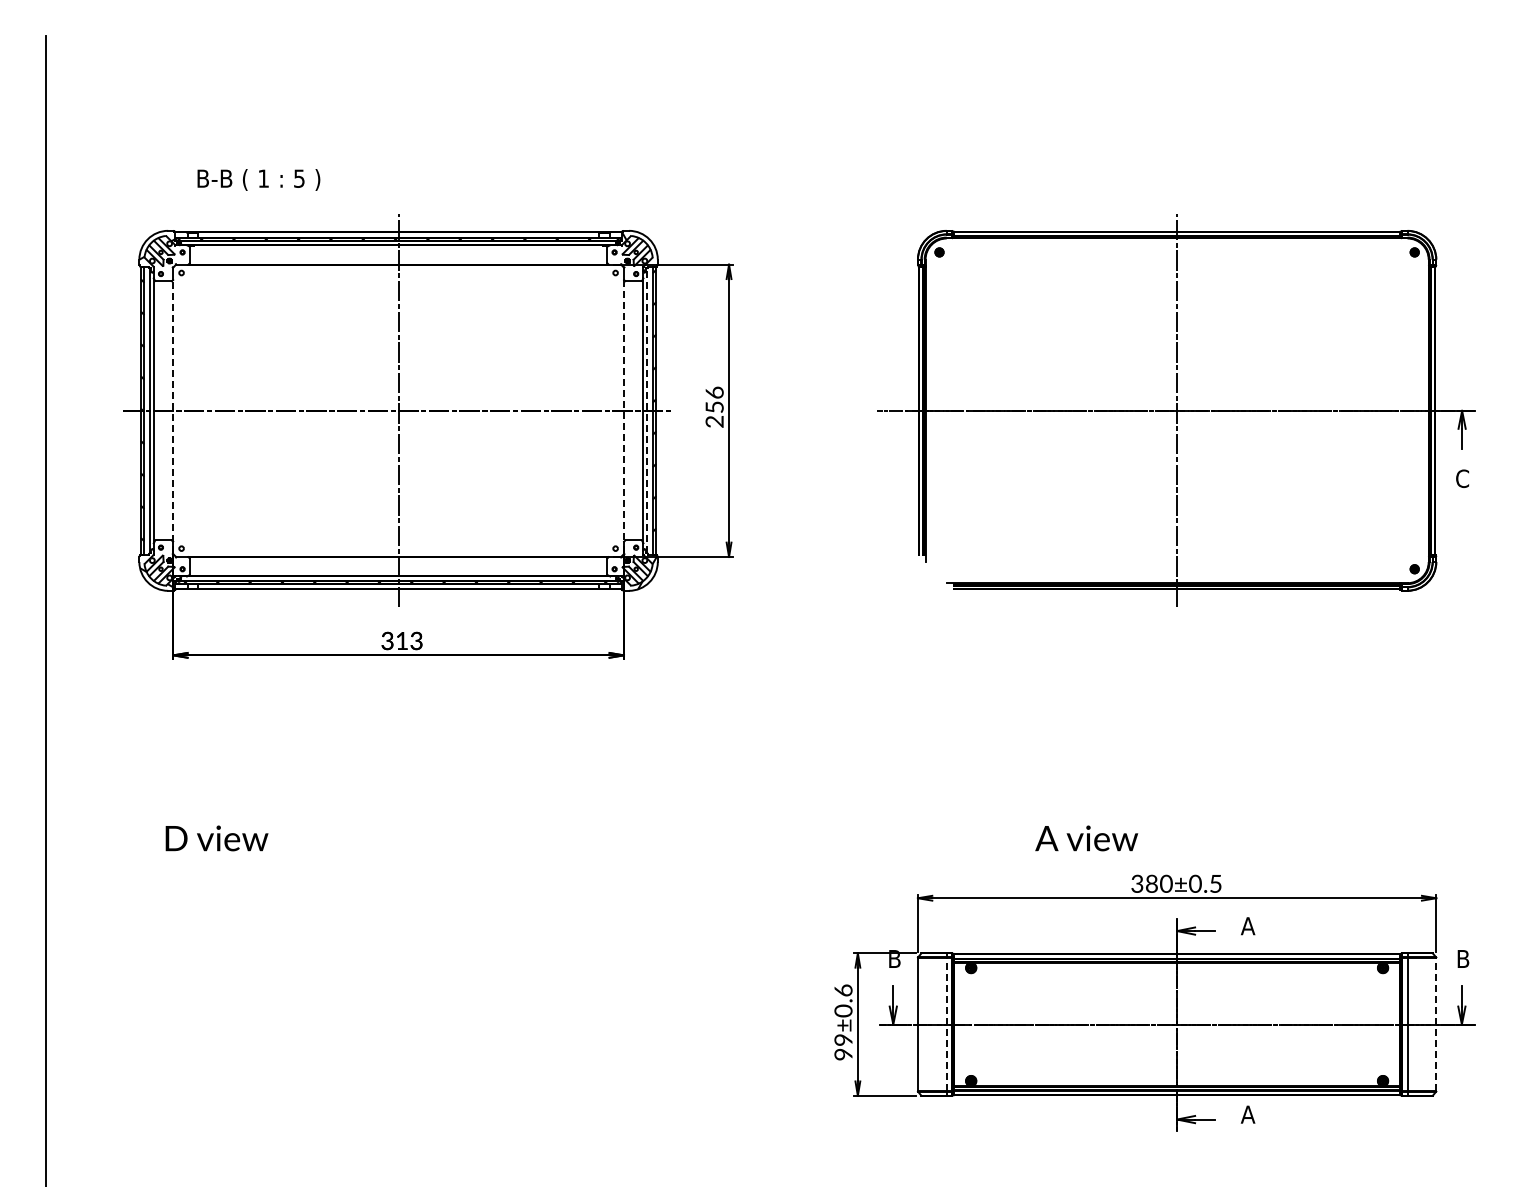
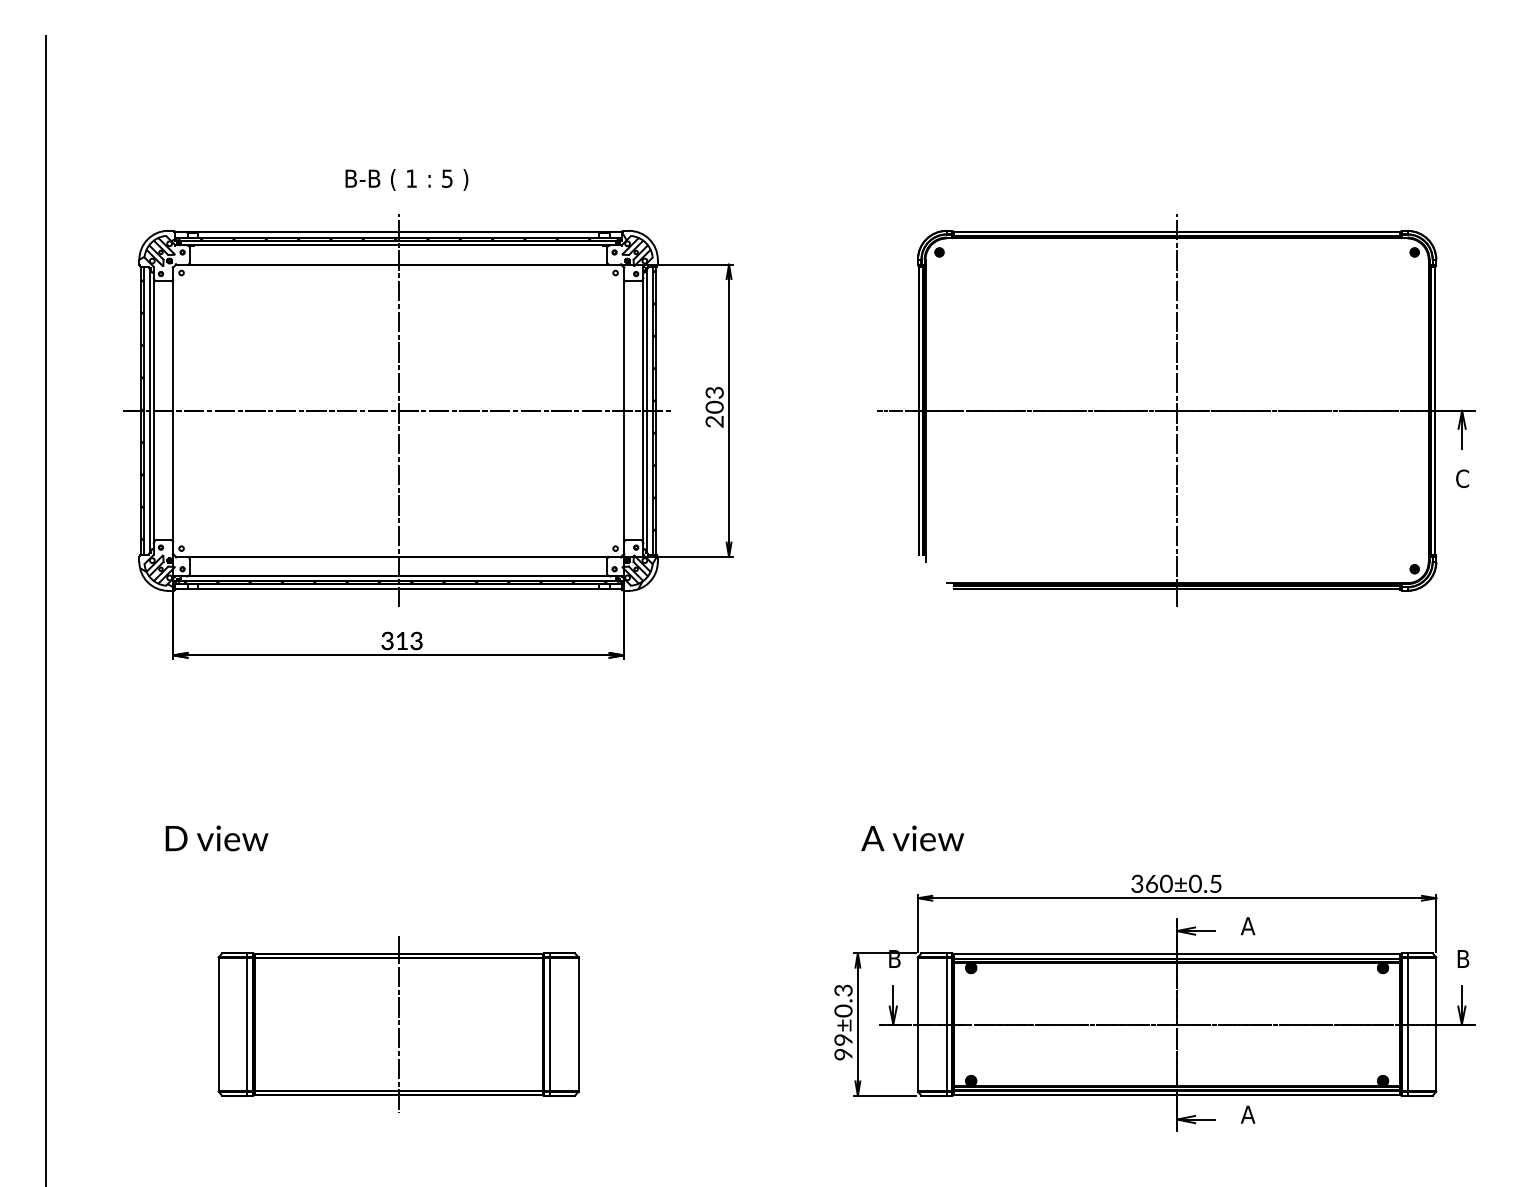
text position: (258, 179) -> (406, 179) (406, 179)
text: 256 -> 203 (714, 399)
line: dashed -> solid (173, 410)
line: dashed -> solid (647, 410)
line: dashed -> solid (623, 411)
text position: (1086, 838) -> (912, 838) (912, 838)
text: 380±0.5 -> 360±0.5 (1151, 883)
text: 99±0.6 -> 99±0.3 (843, 990)
part: none -> present (398, 1024)
line: dashed -> solid (946, 1024)
line: dashed -> solid (1436, 1024)
